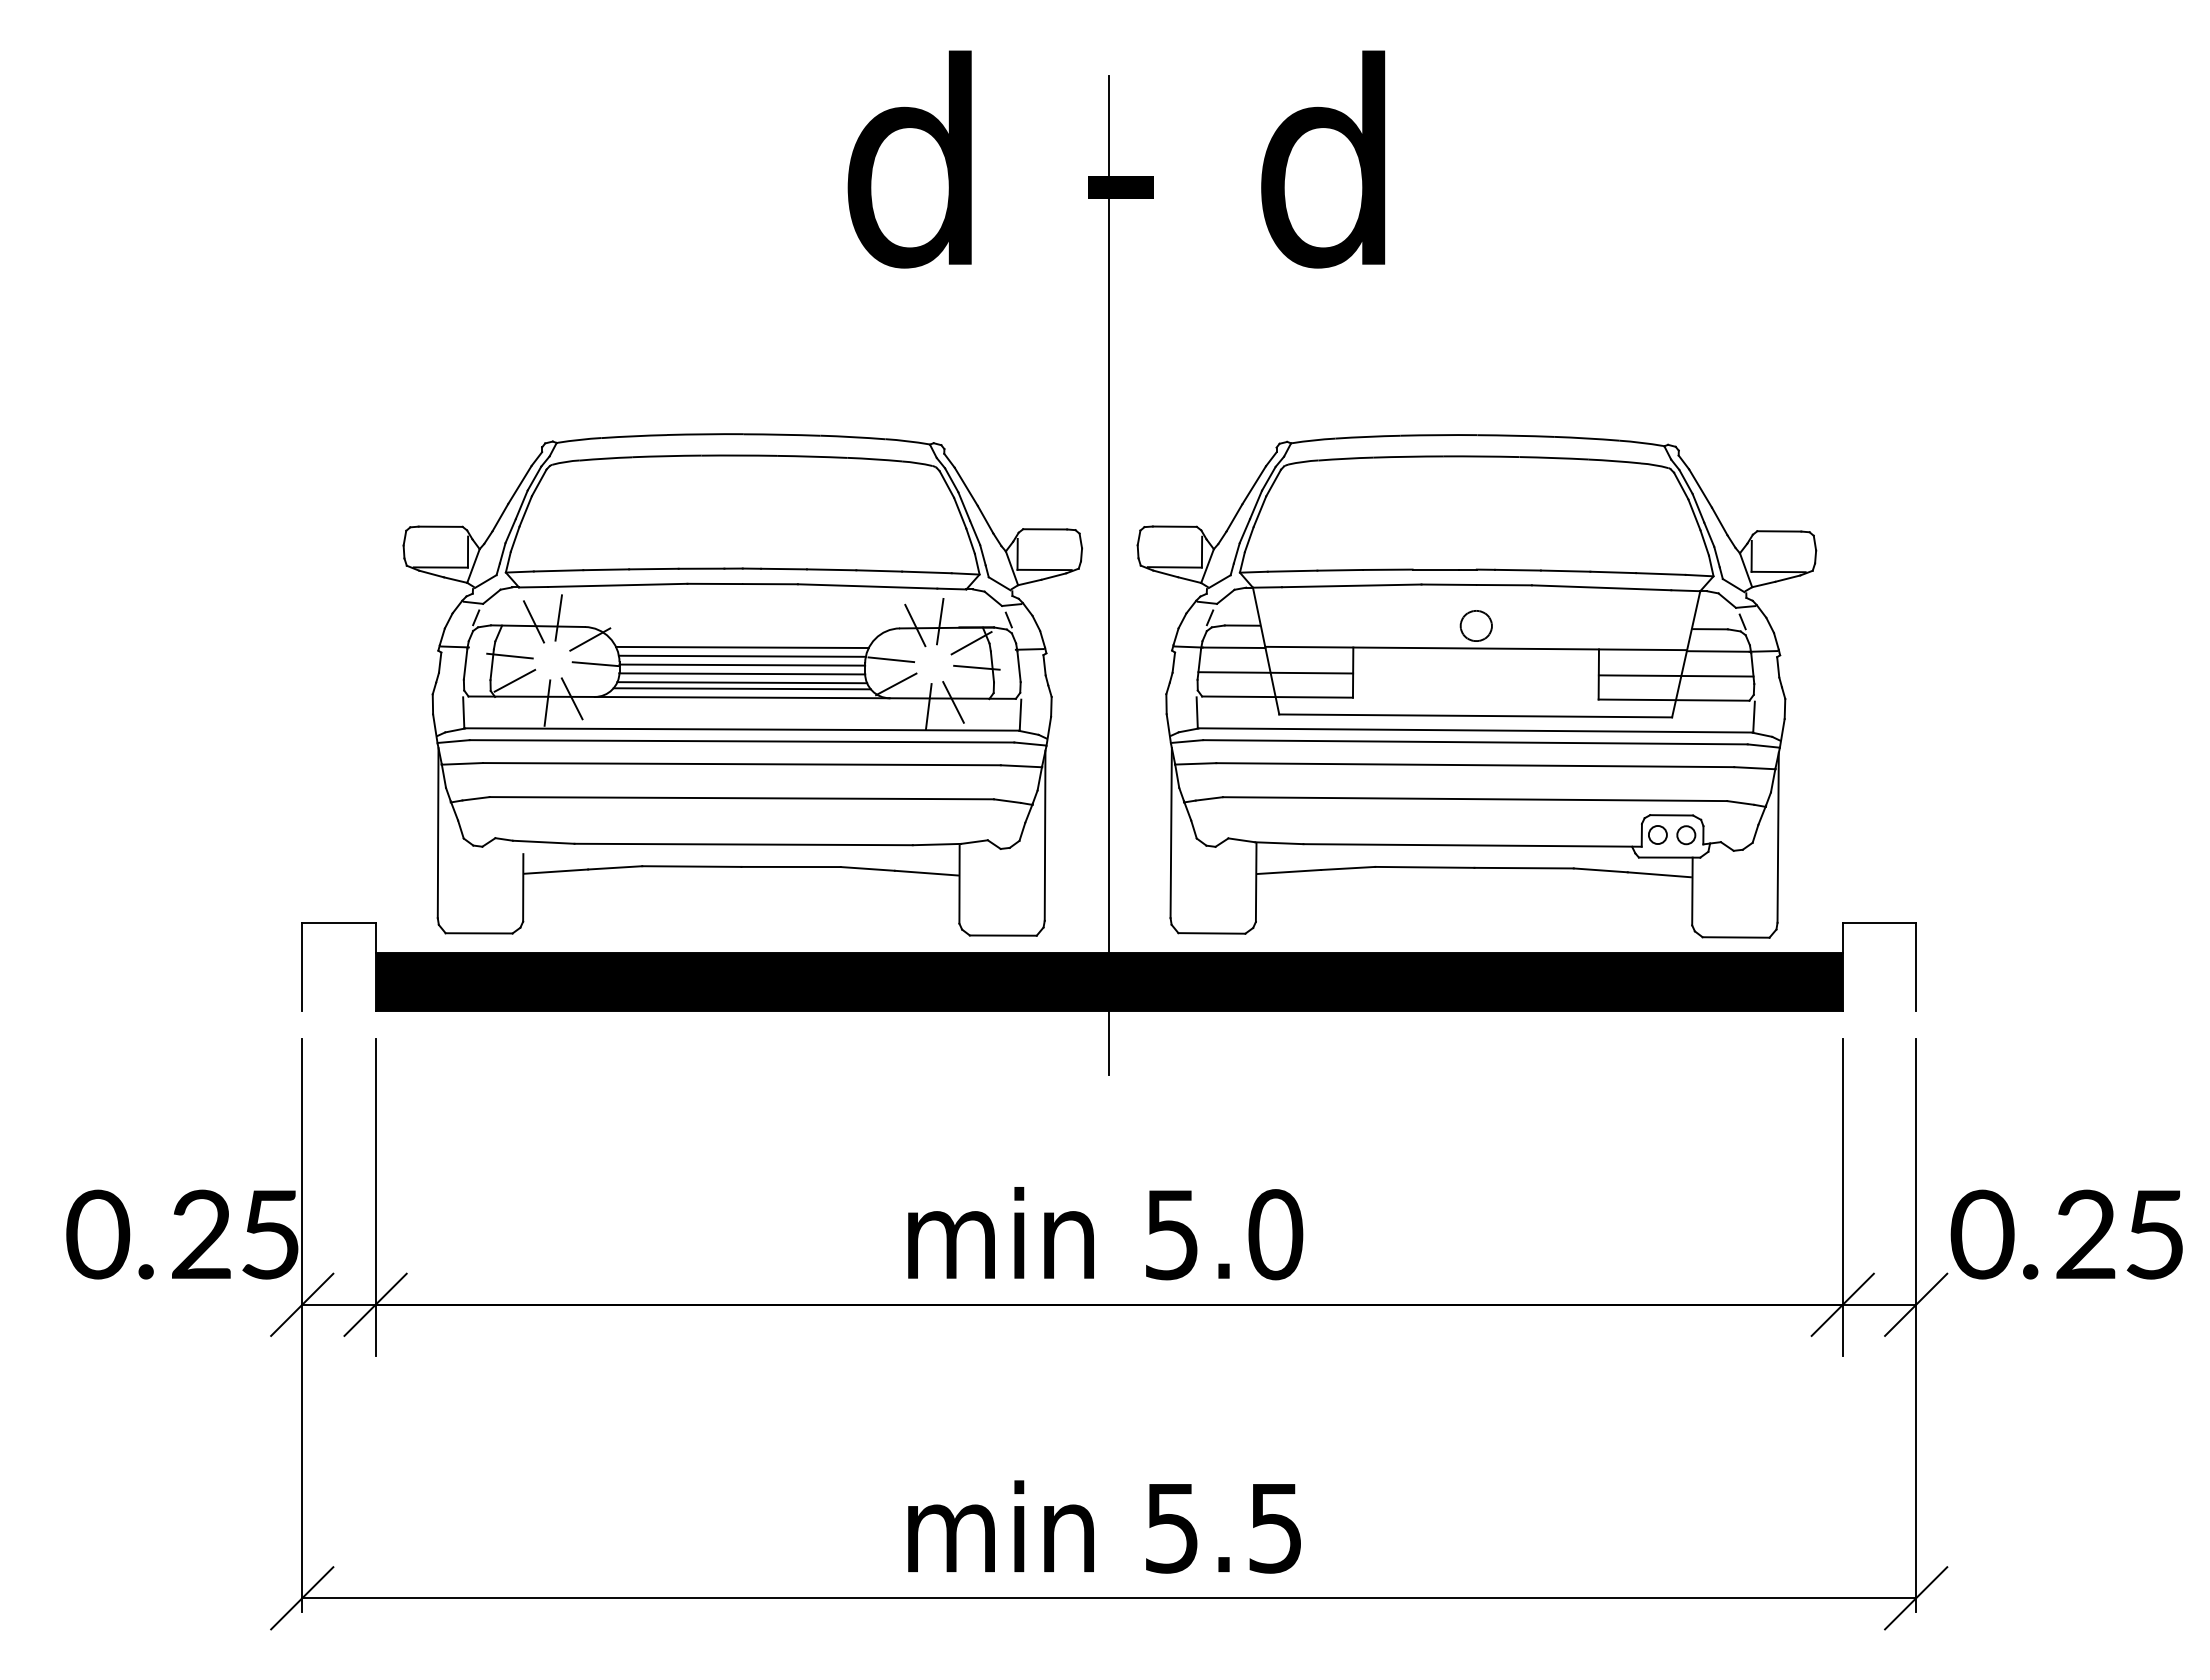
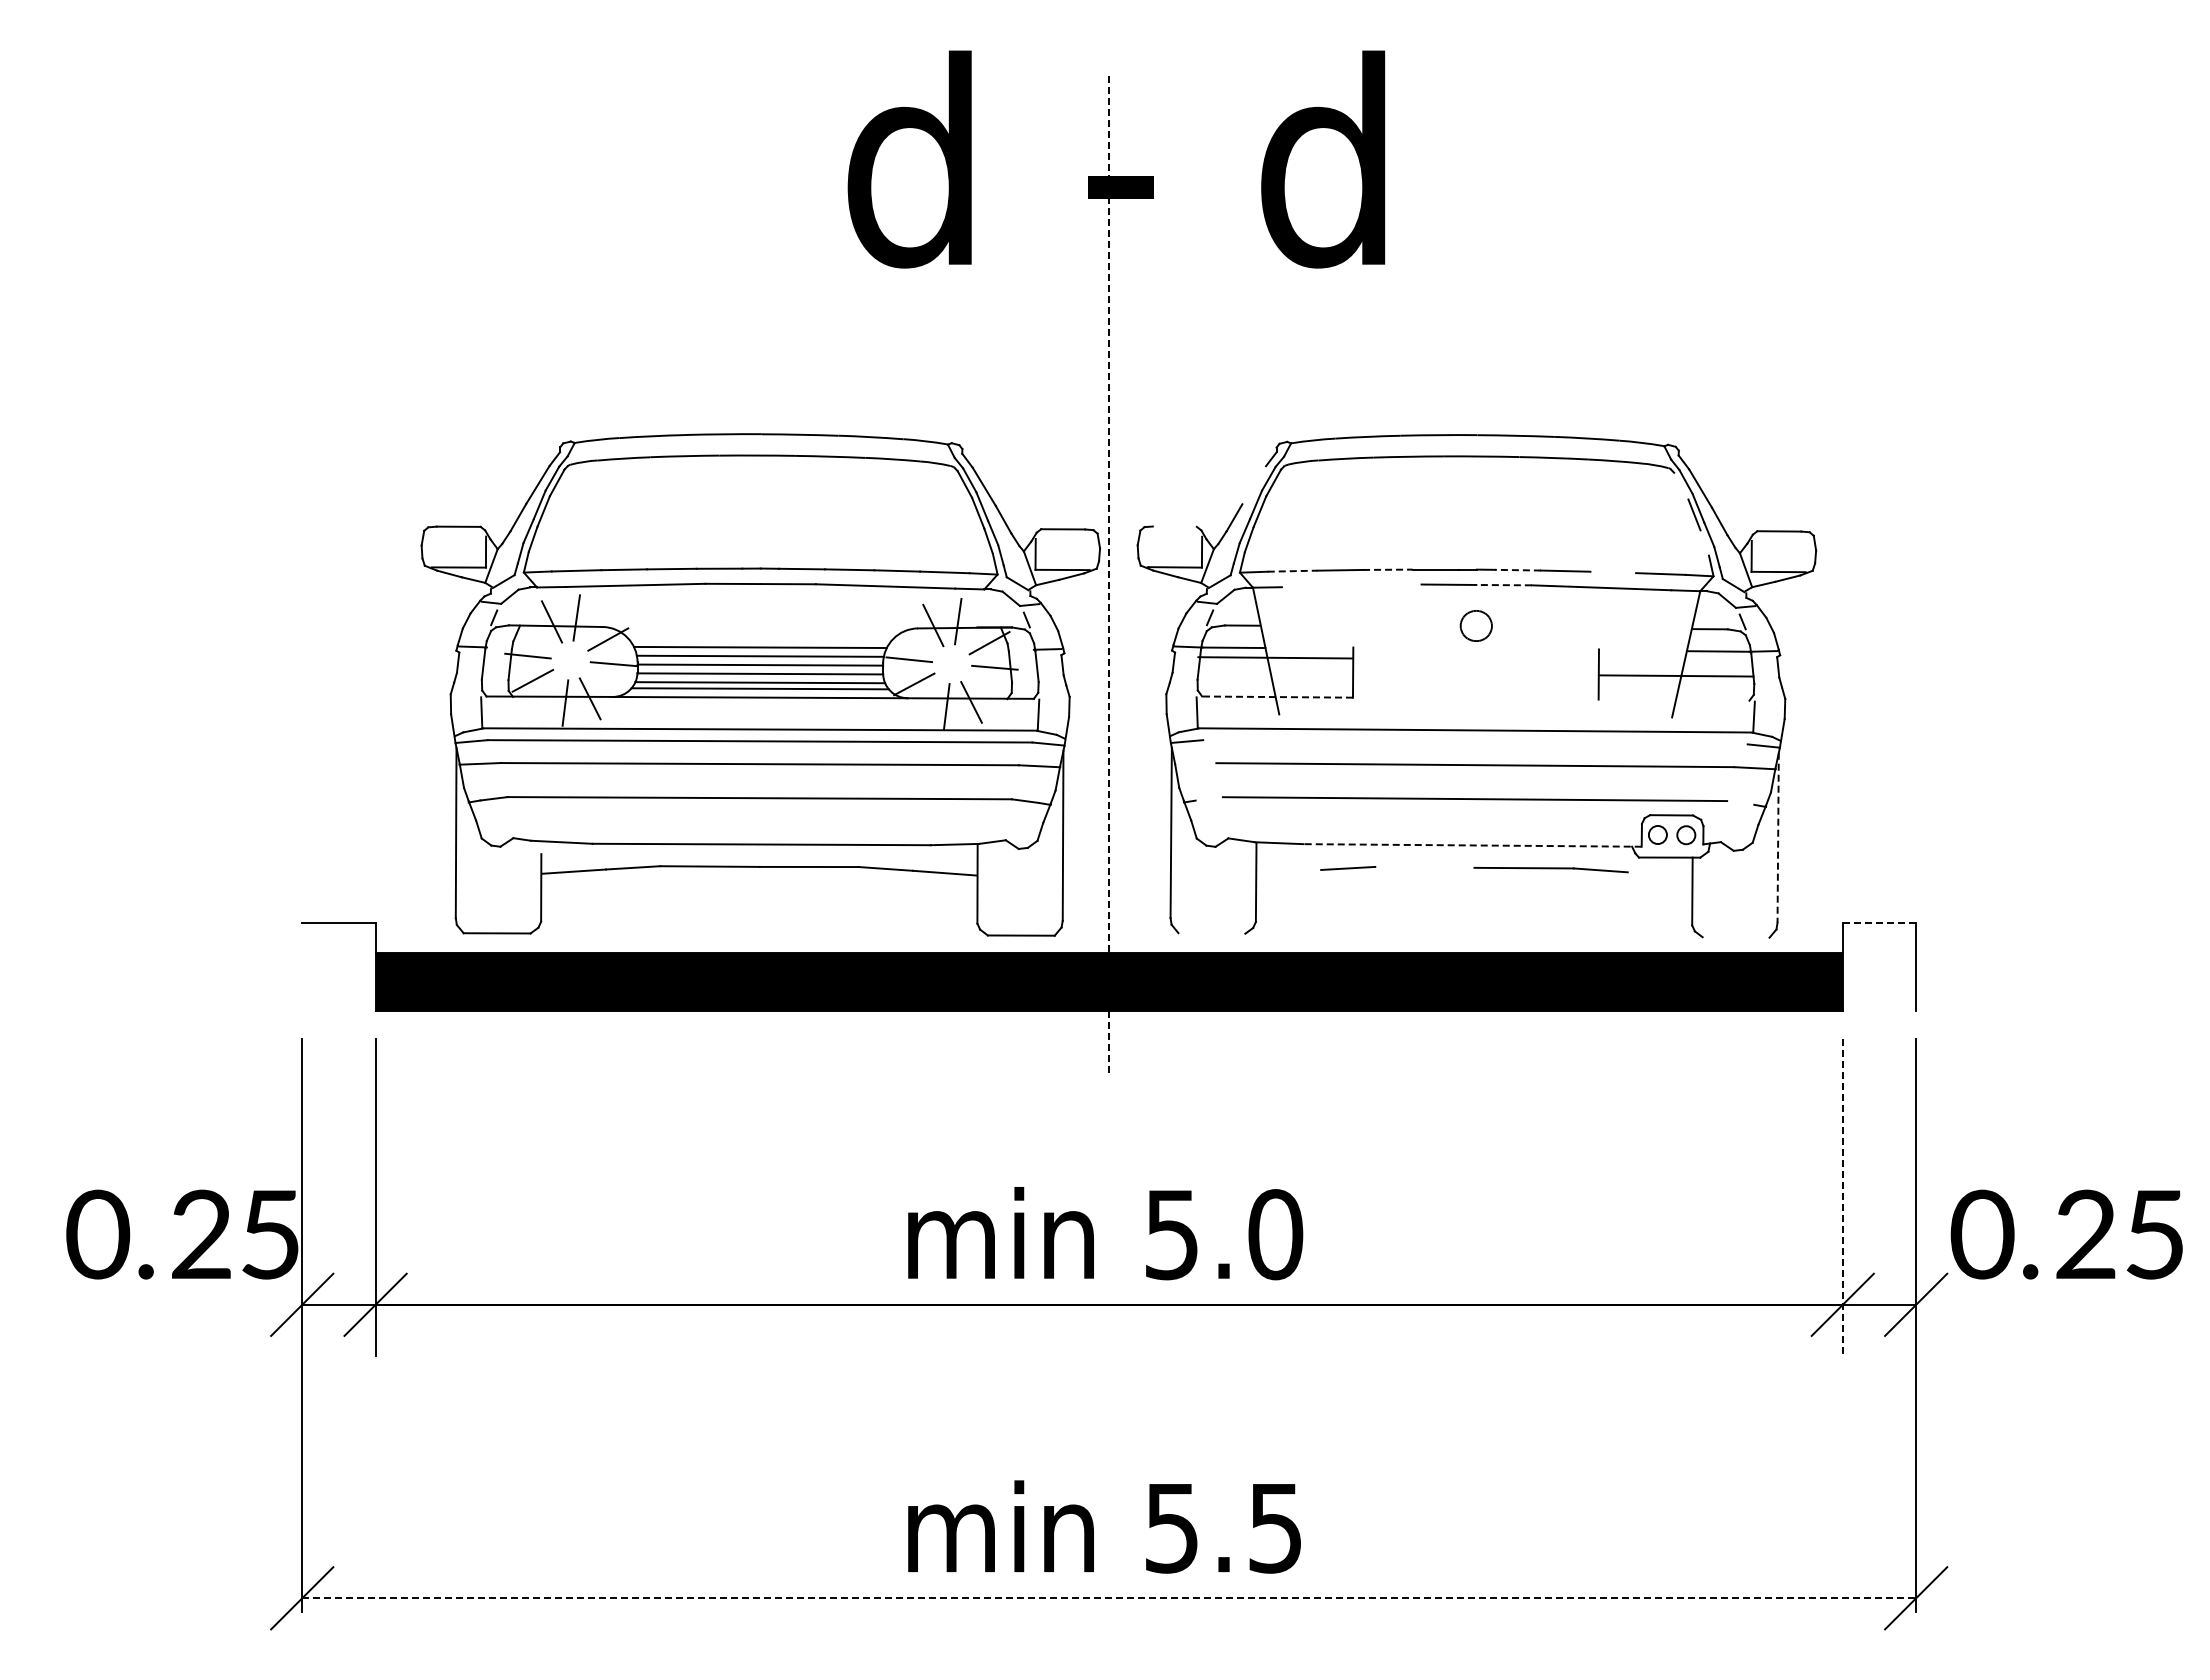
line: present -> none (1254, 485)
line: present -> none (1681, 485)
line: present -> none (1174, 526)
line: present -> none (1704, 542)
line: solid -> dashed (1387, 569)
line: solid -> dashed (1517, 570)
line: solid -> dashed (1292, 571)
line: present -> none (1613, 572)
line: solid -> dashed (1109, 575)
line: present -> none (1351, 585)
line: solid -> dashed (1503, 585)
line: present -> none (1475, 648)
line position: (1275, 672) -> (1275, 657) (1275, 657)
part position: (742, 684) -> (760, 684) (760, 684)
line: solid -> dashed (1277, 697)
line: present -> none (1673, 699)
line: present -> none (1475, 715)
line: present -> none (1475, 742)
line: present -> none (1195, 763)
line: present -> none (1208, 798)
line: present -> none (1740, 802)
line: solid -> dashed (1778, 838)
line: solid -> dashed (1472, 845)
line: present -> none (1424, 866)
line: present -> none (1289, 871)
line: present -> none (1658, 874)
line: solid -> dashed (1879, 923)
line: present -> none (1211, 933)
line: present -> none (1735, 937)
line: present -> none (302, 967)
line: solid -> dashed (1842, 1197)
line: solid -> dashed (1109, 1598)
